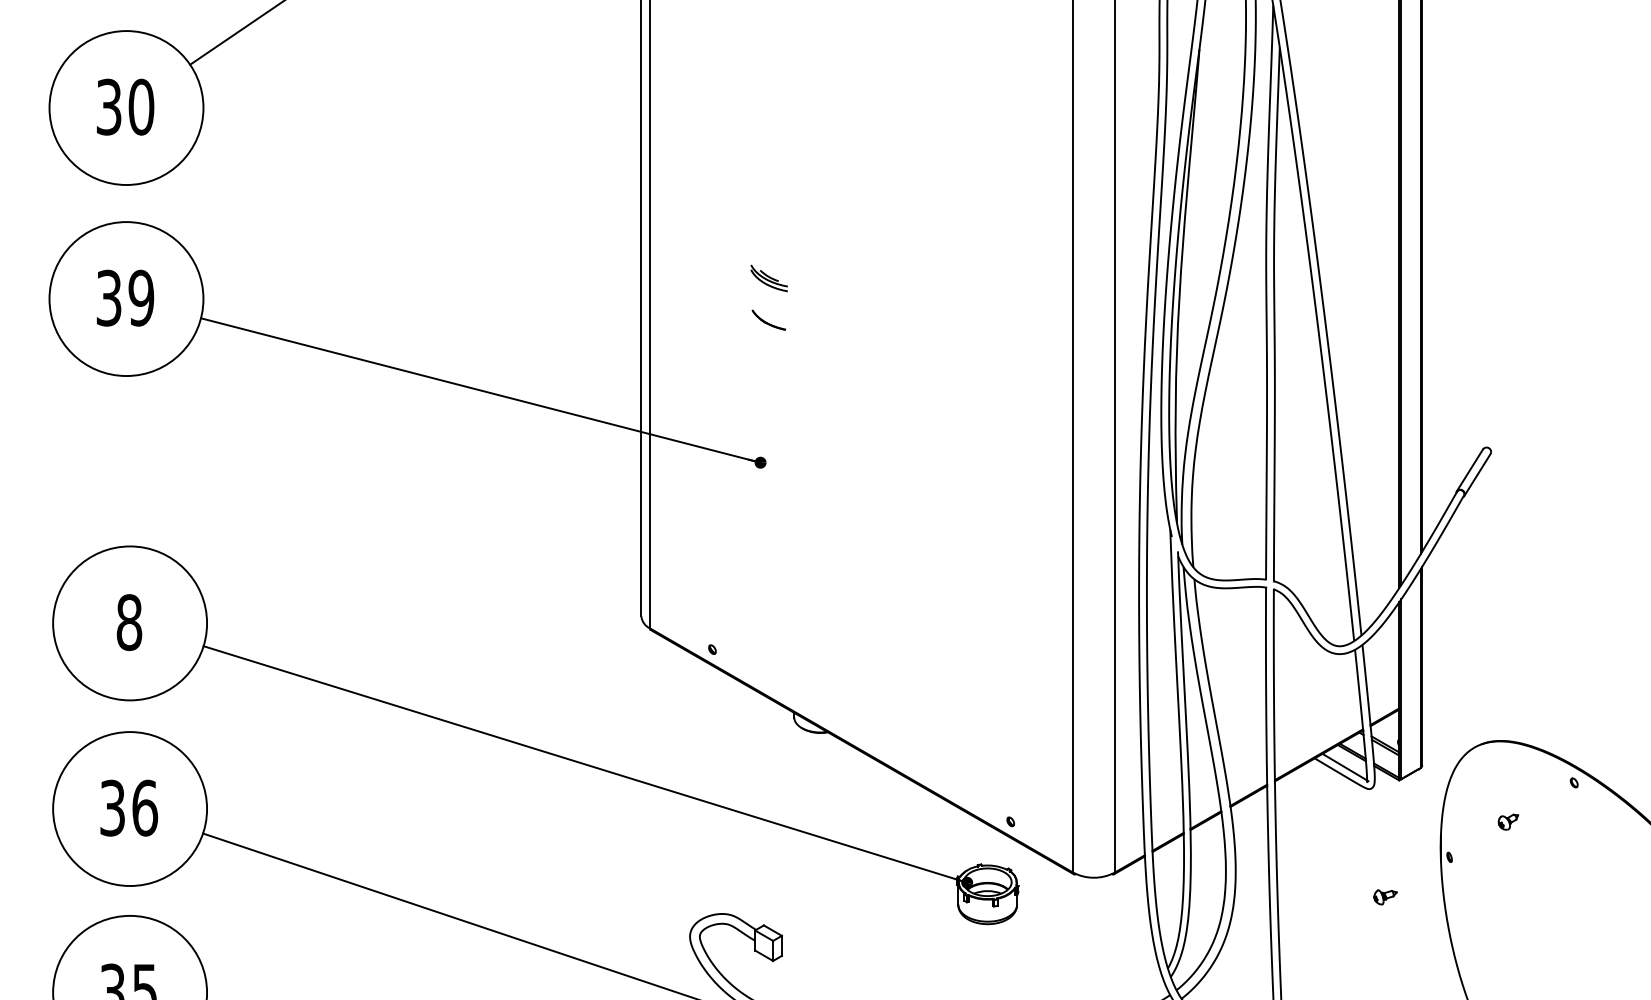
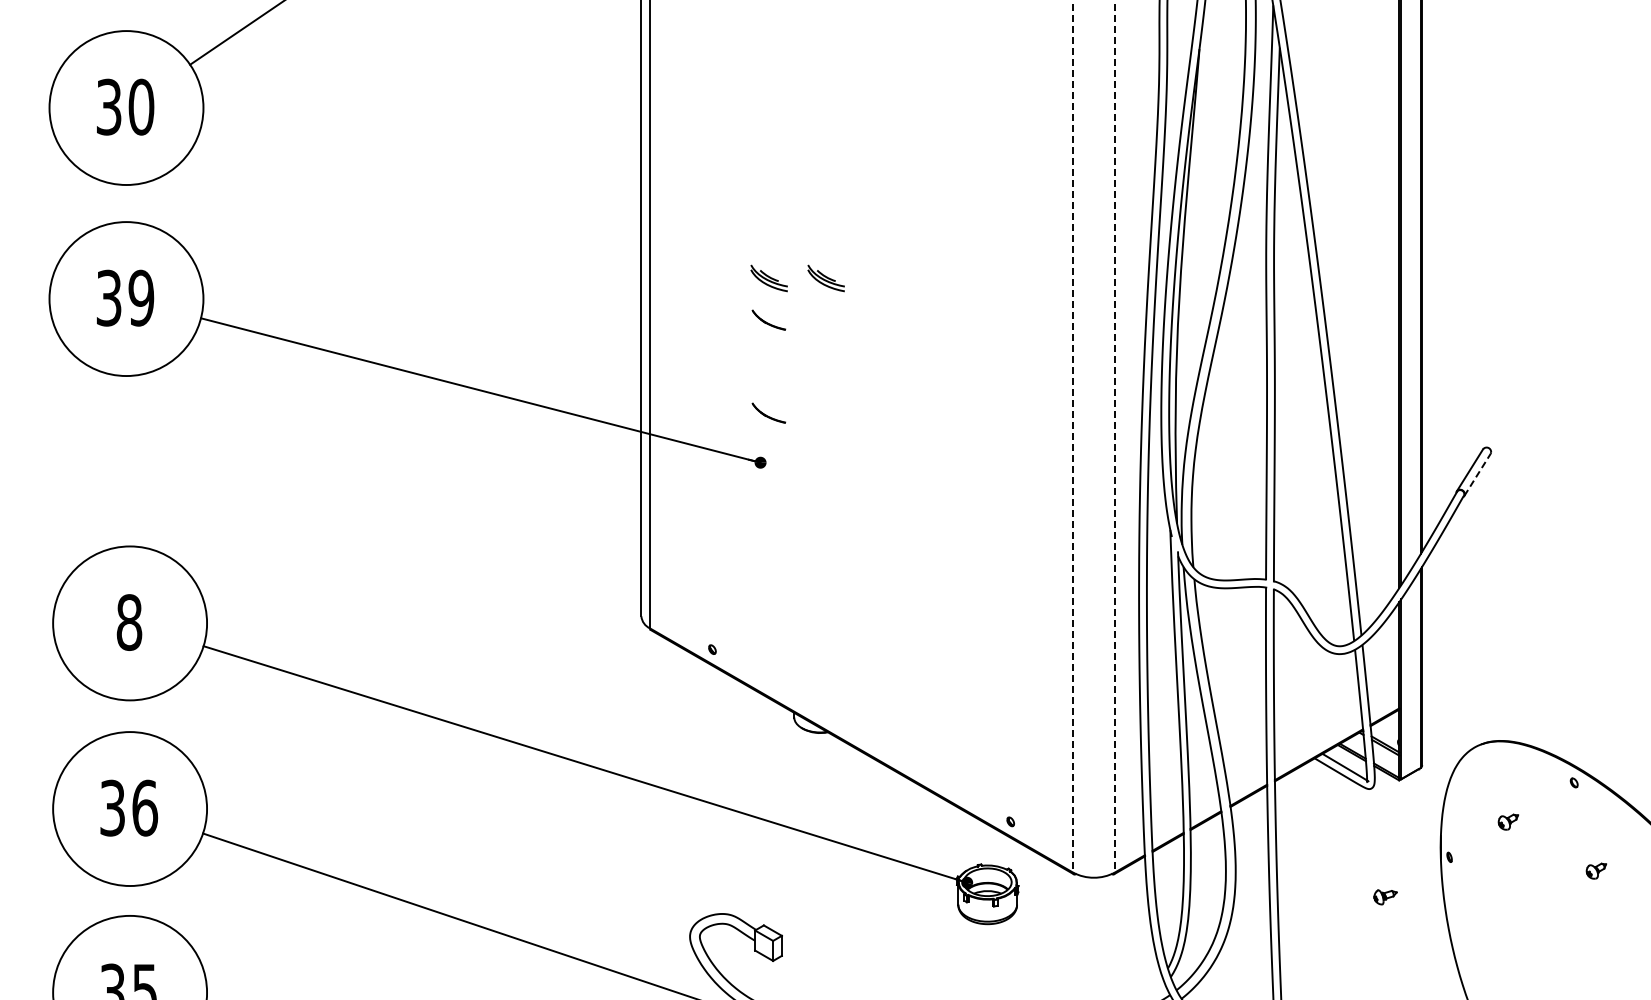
part: none -> present (825, 278)
part: none -> present (768, 412)
line: solid -> dashed (1073, 436)
line: solid -> dashed (1114, 436)
line: solid -> dashed (1477, 474)
part: none -> present (1596, 870)
